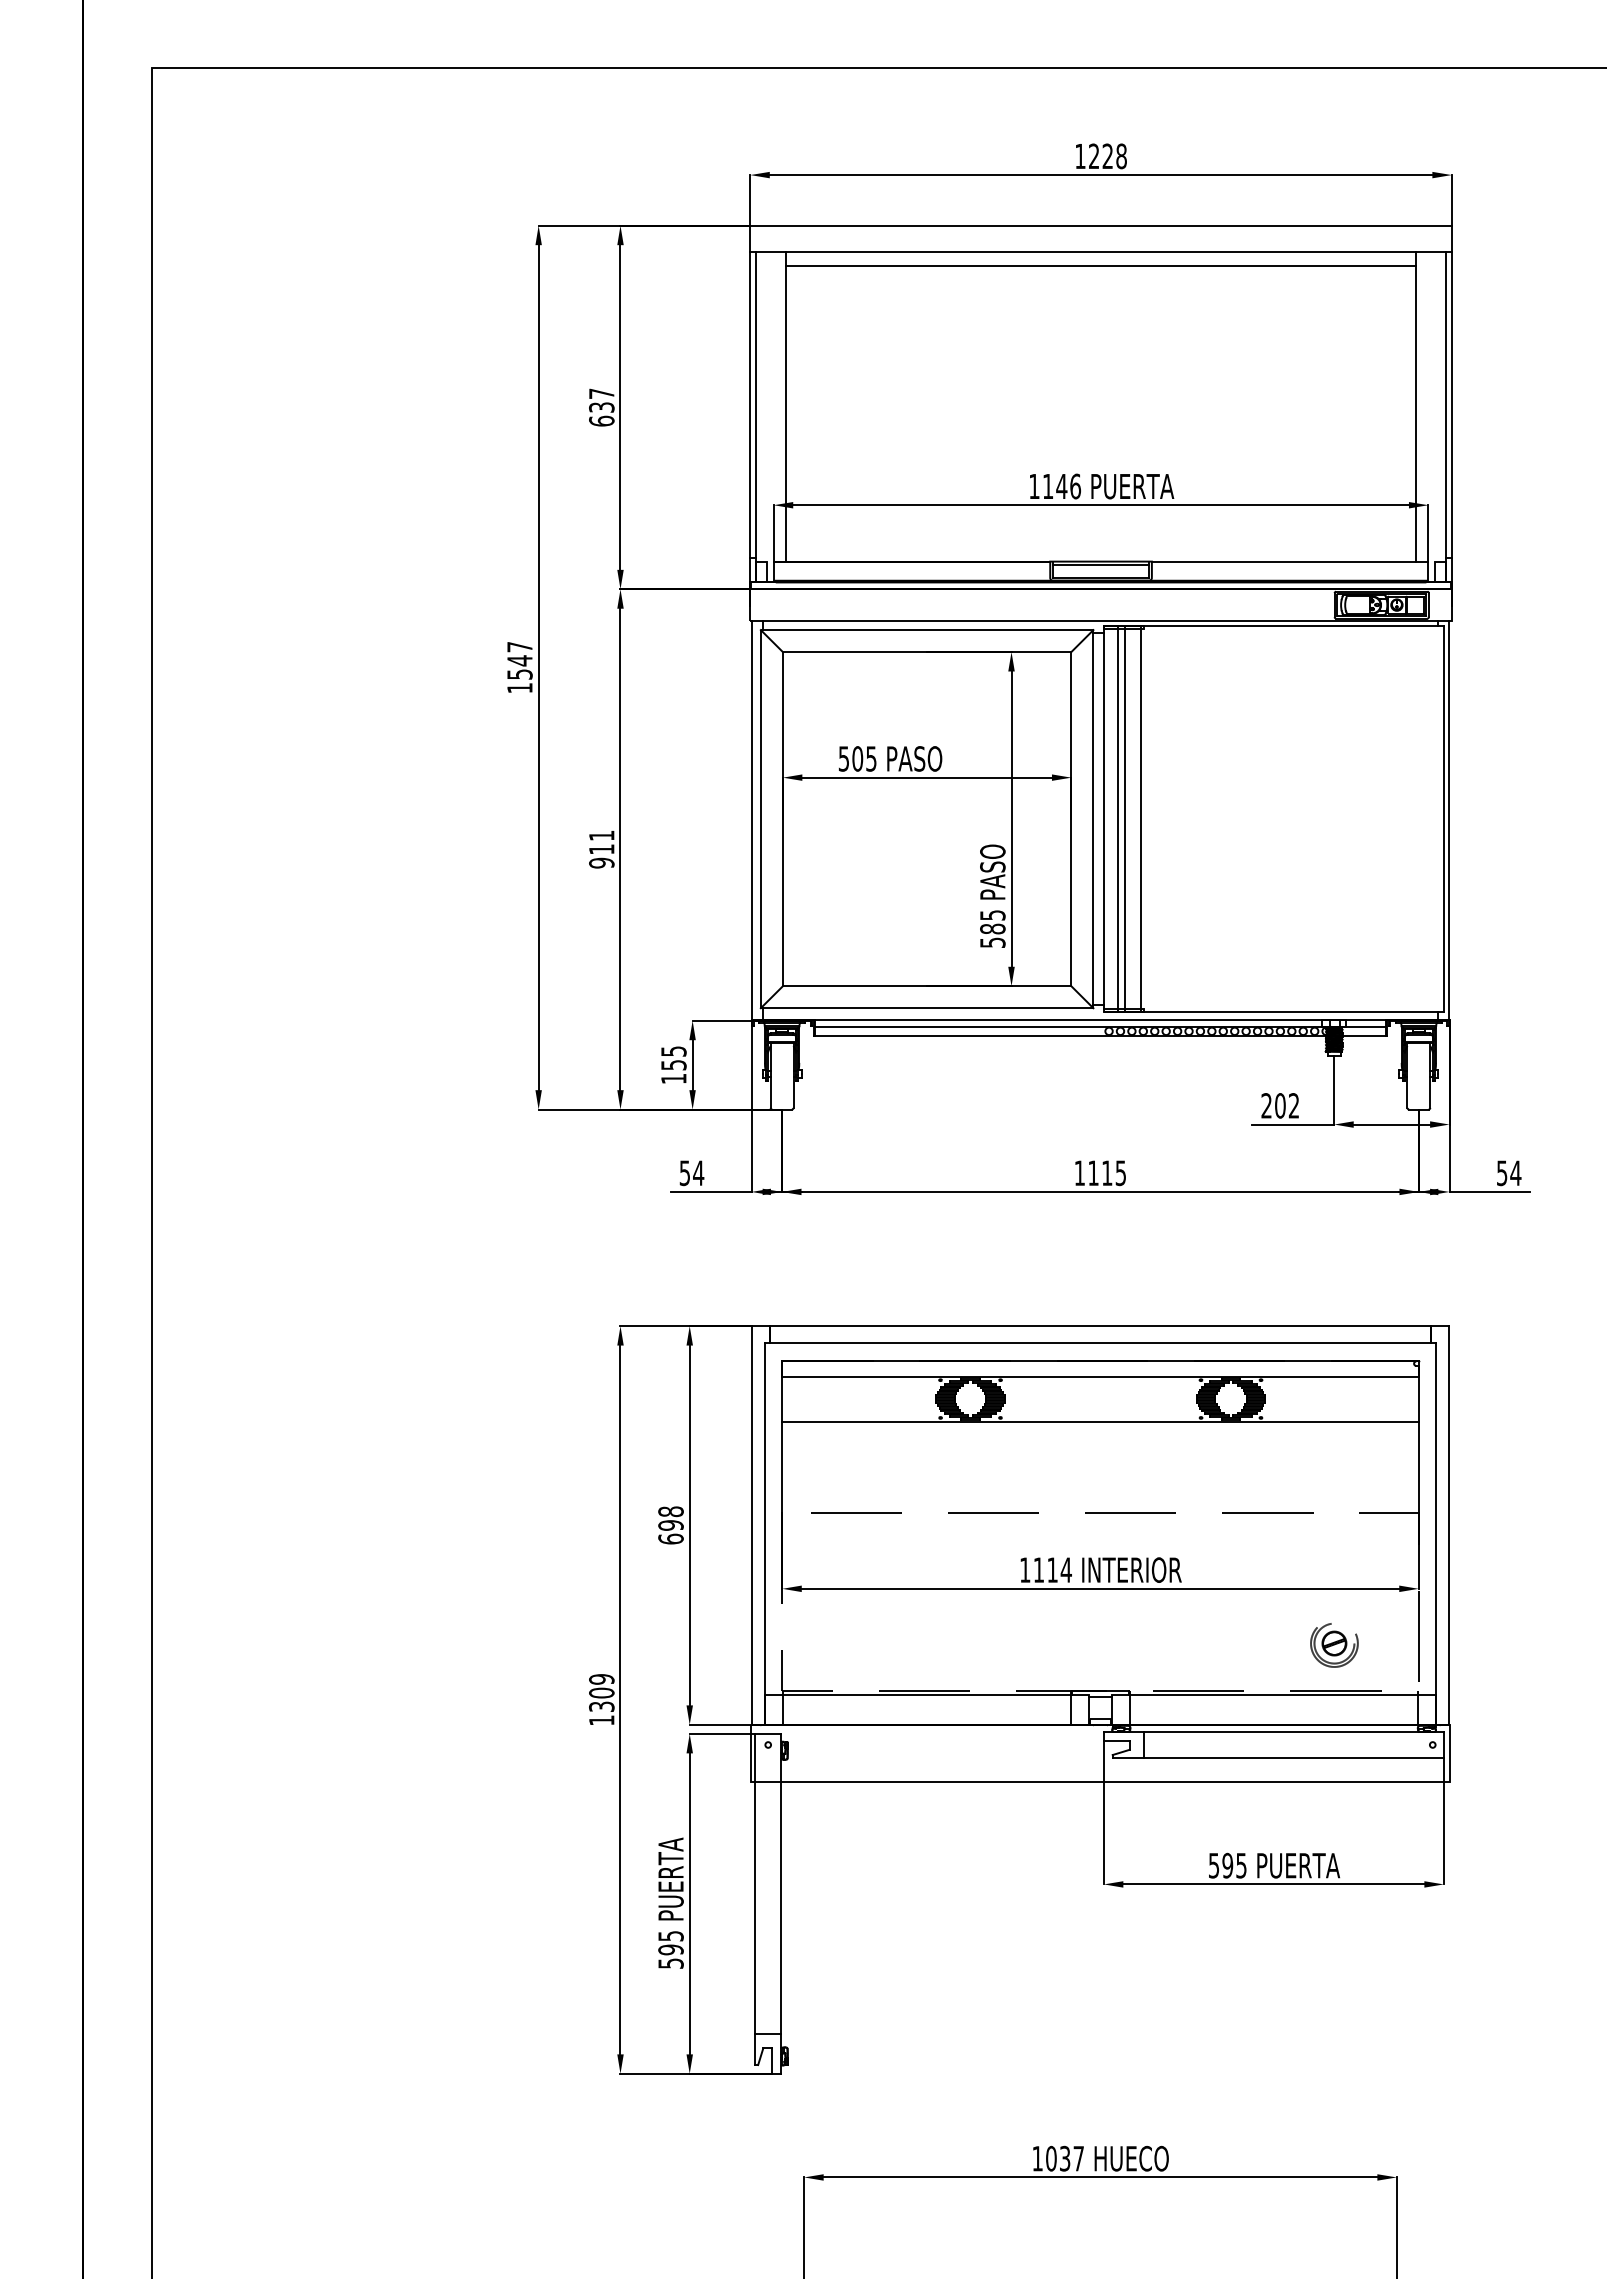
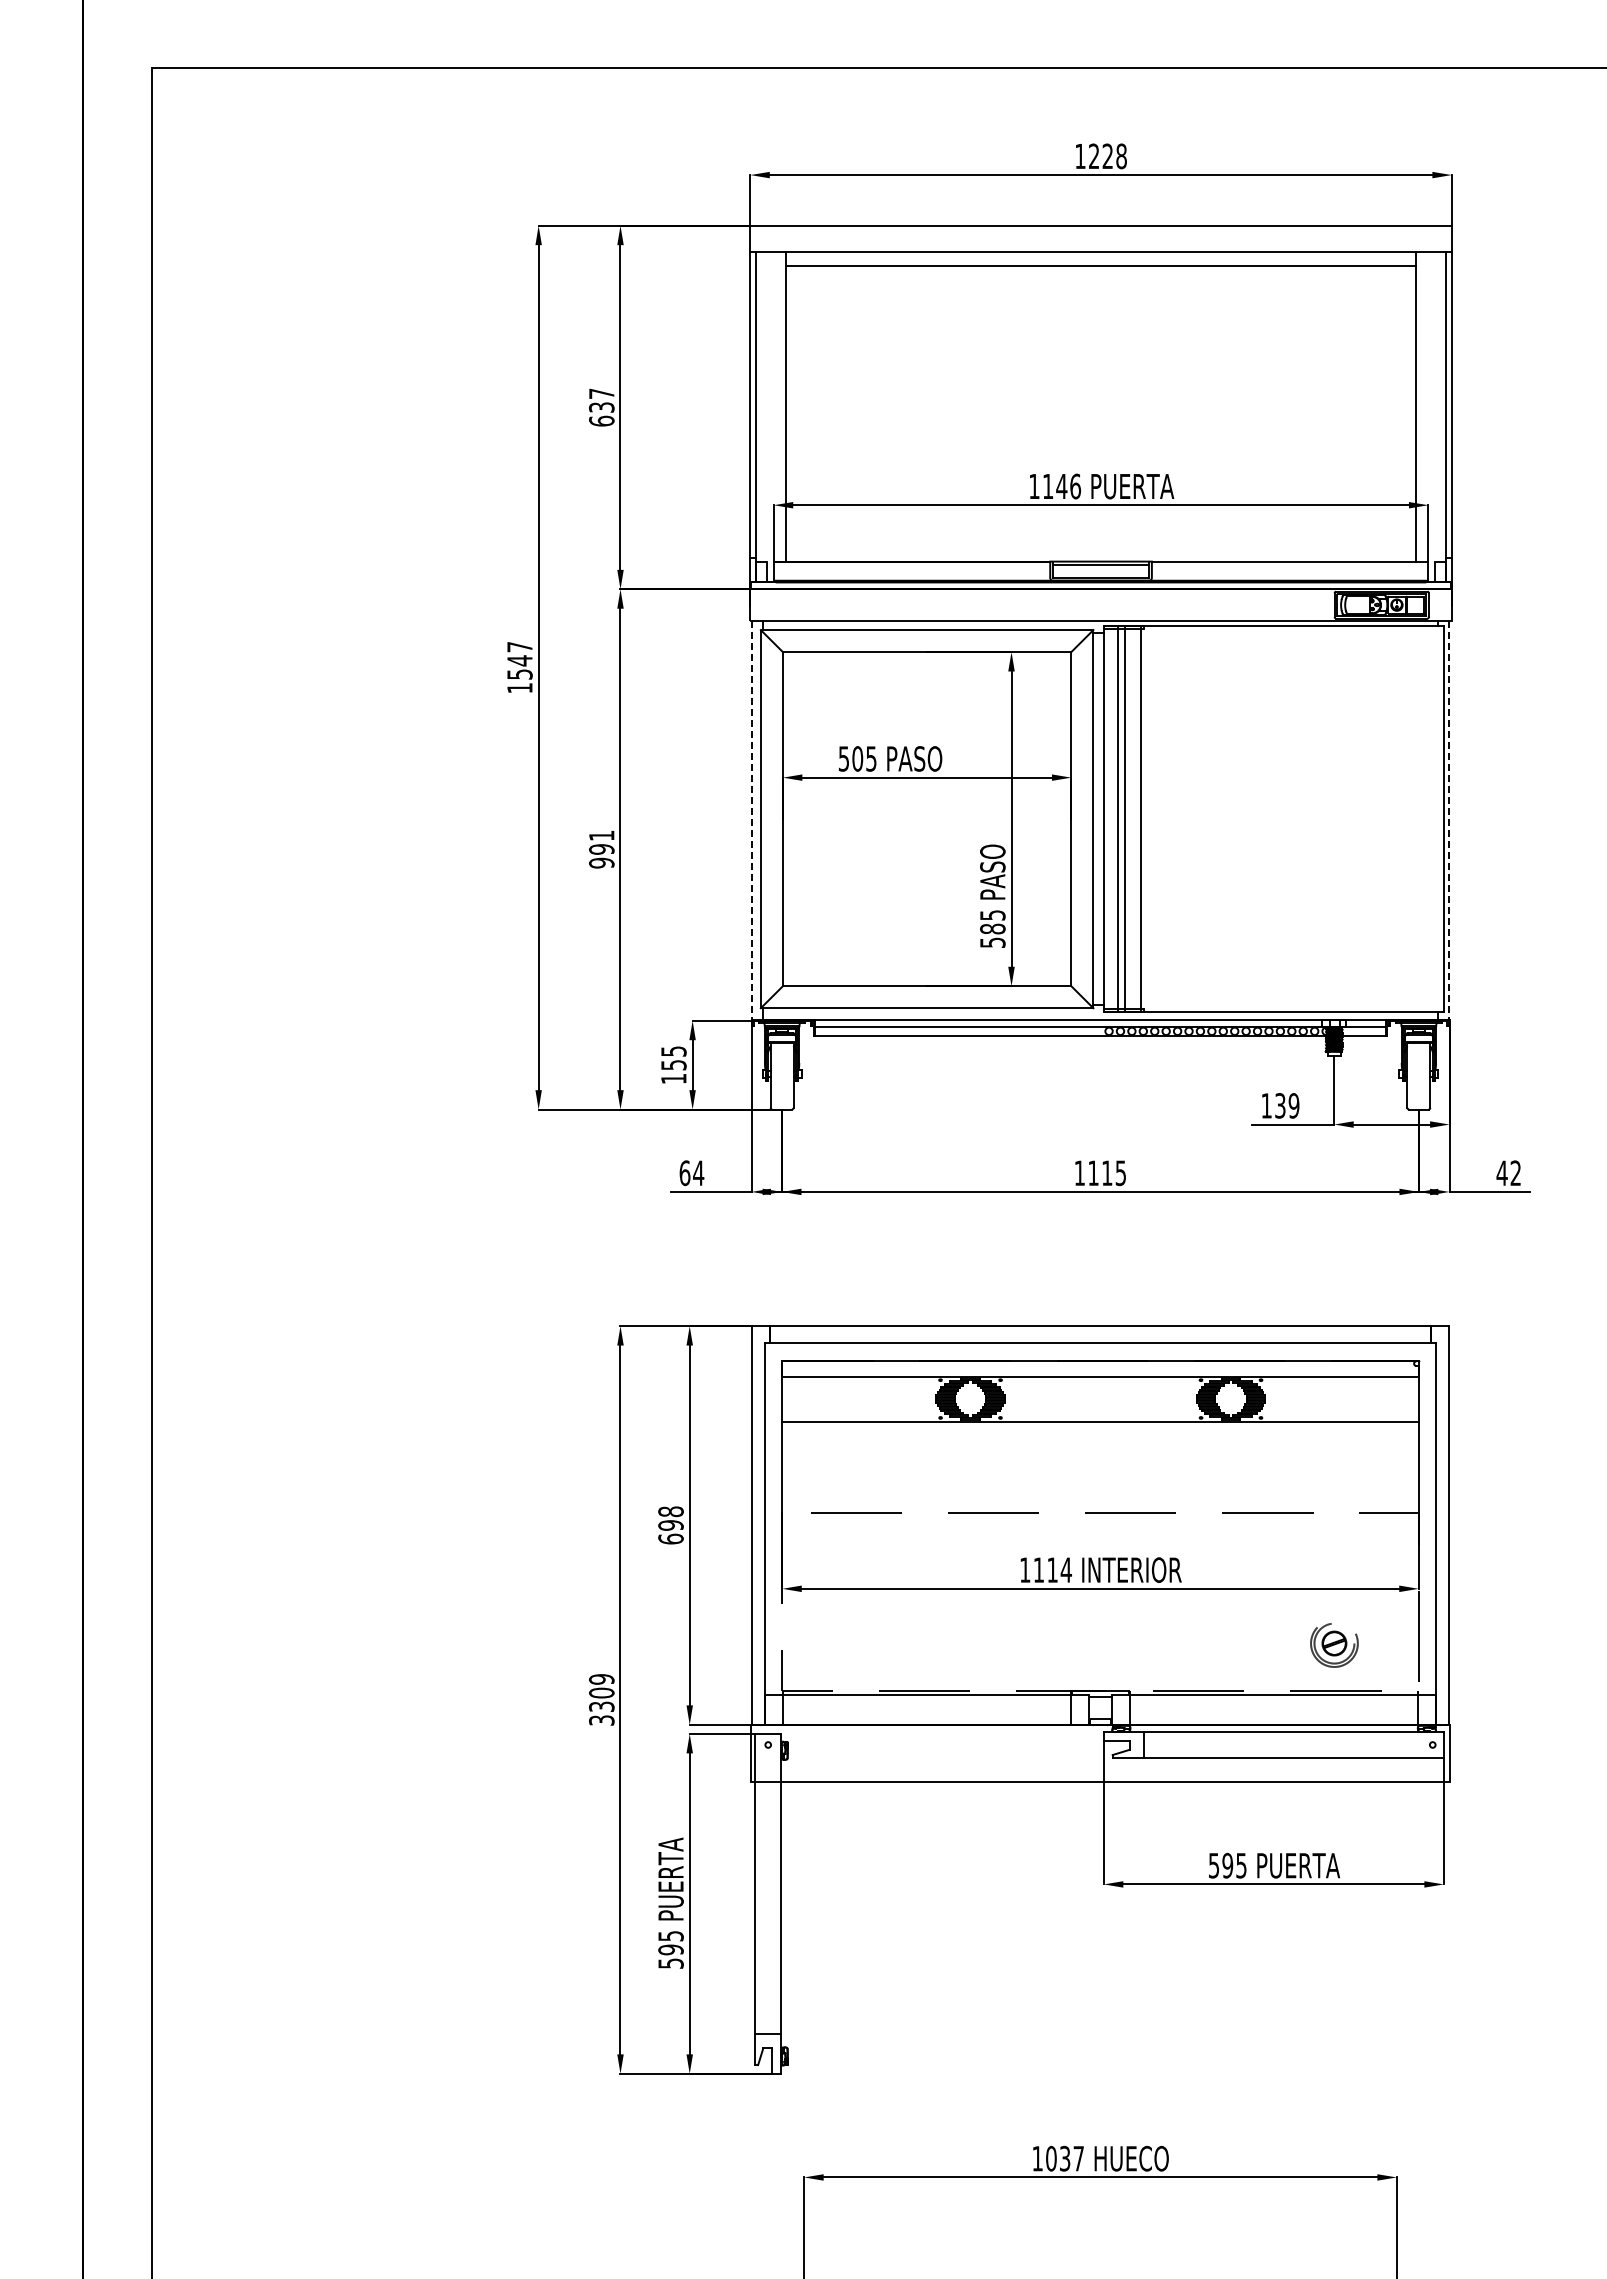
line: solid -> dashed (751, 820)
line: solid -> dashed (1449, 820)
text: 911 -> 991 (601, 849)
text: 202 -> 139 (1280, 1105)
text: 54 -> 64 (684, 1173)
text: 54 -> 42 (1508, 1173)
text: 1309 -> 3309 (601, 1720)
